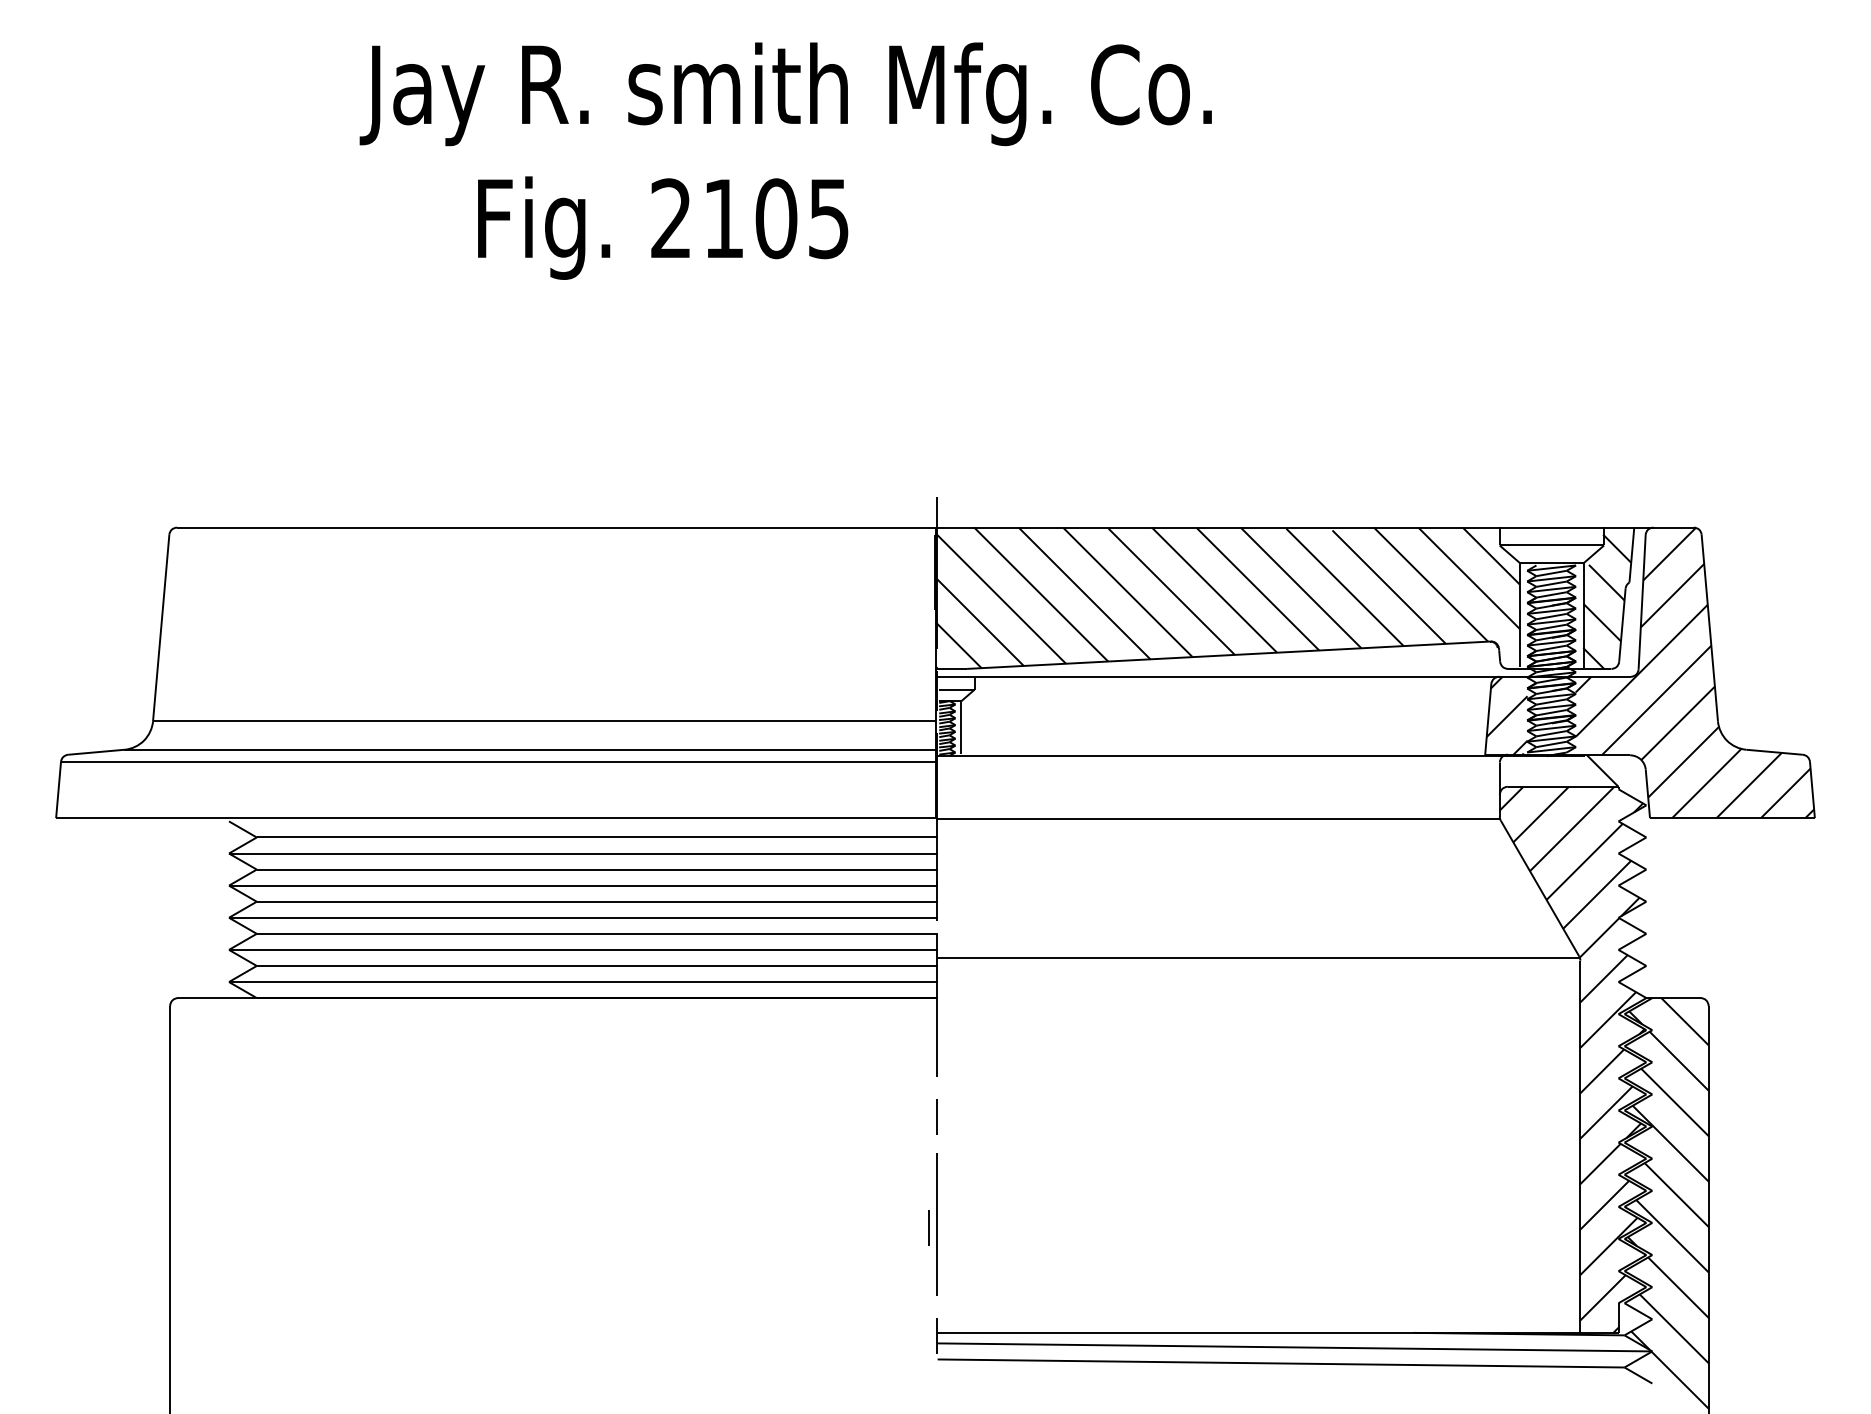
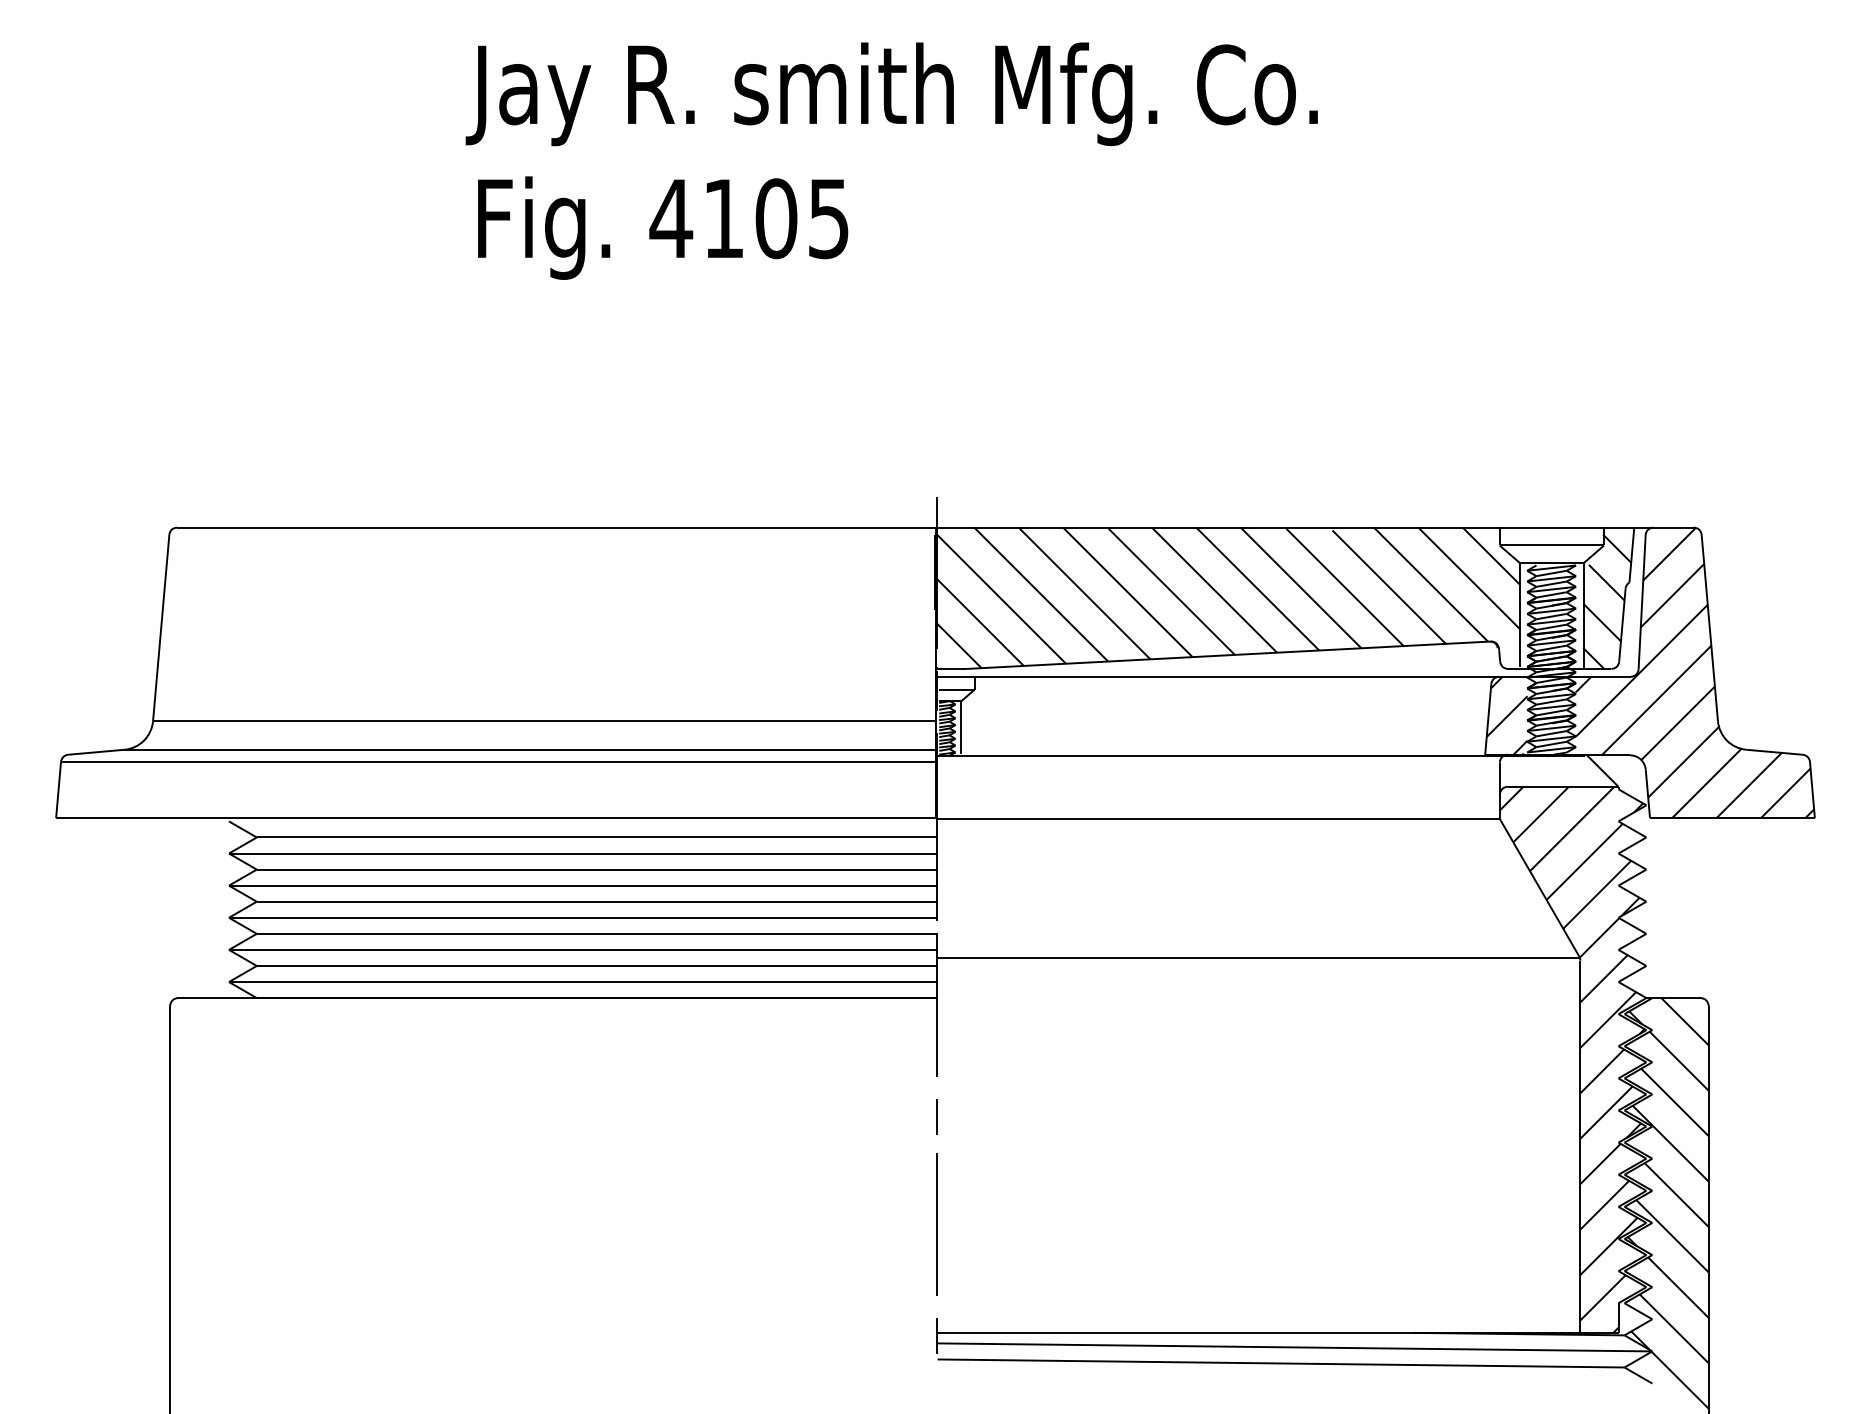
text position: (785, 94) -> (891, 94) (891, 94)
text: 2105 -> 4105 (671, 217)
line: present -> none (928, 1227)
